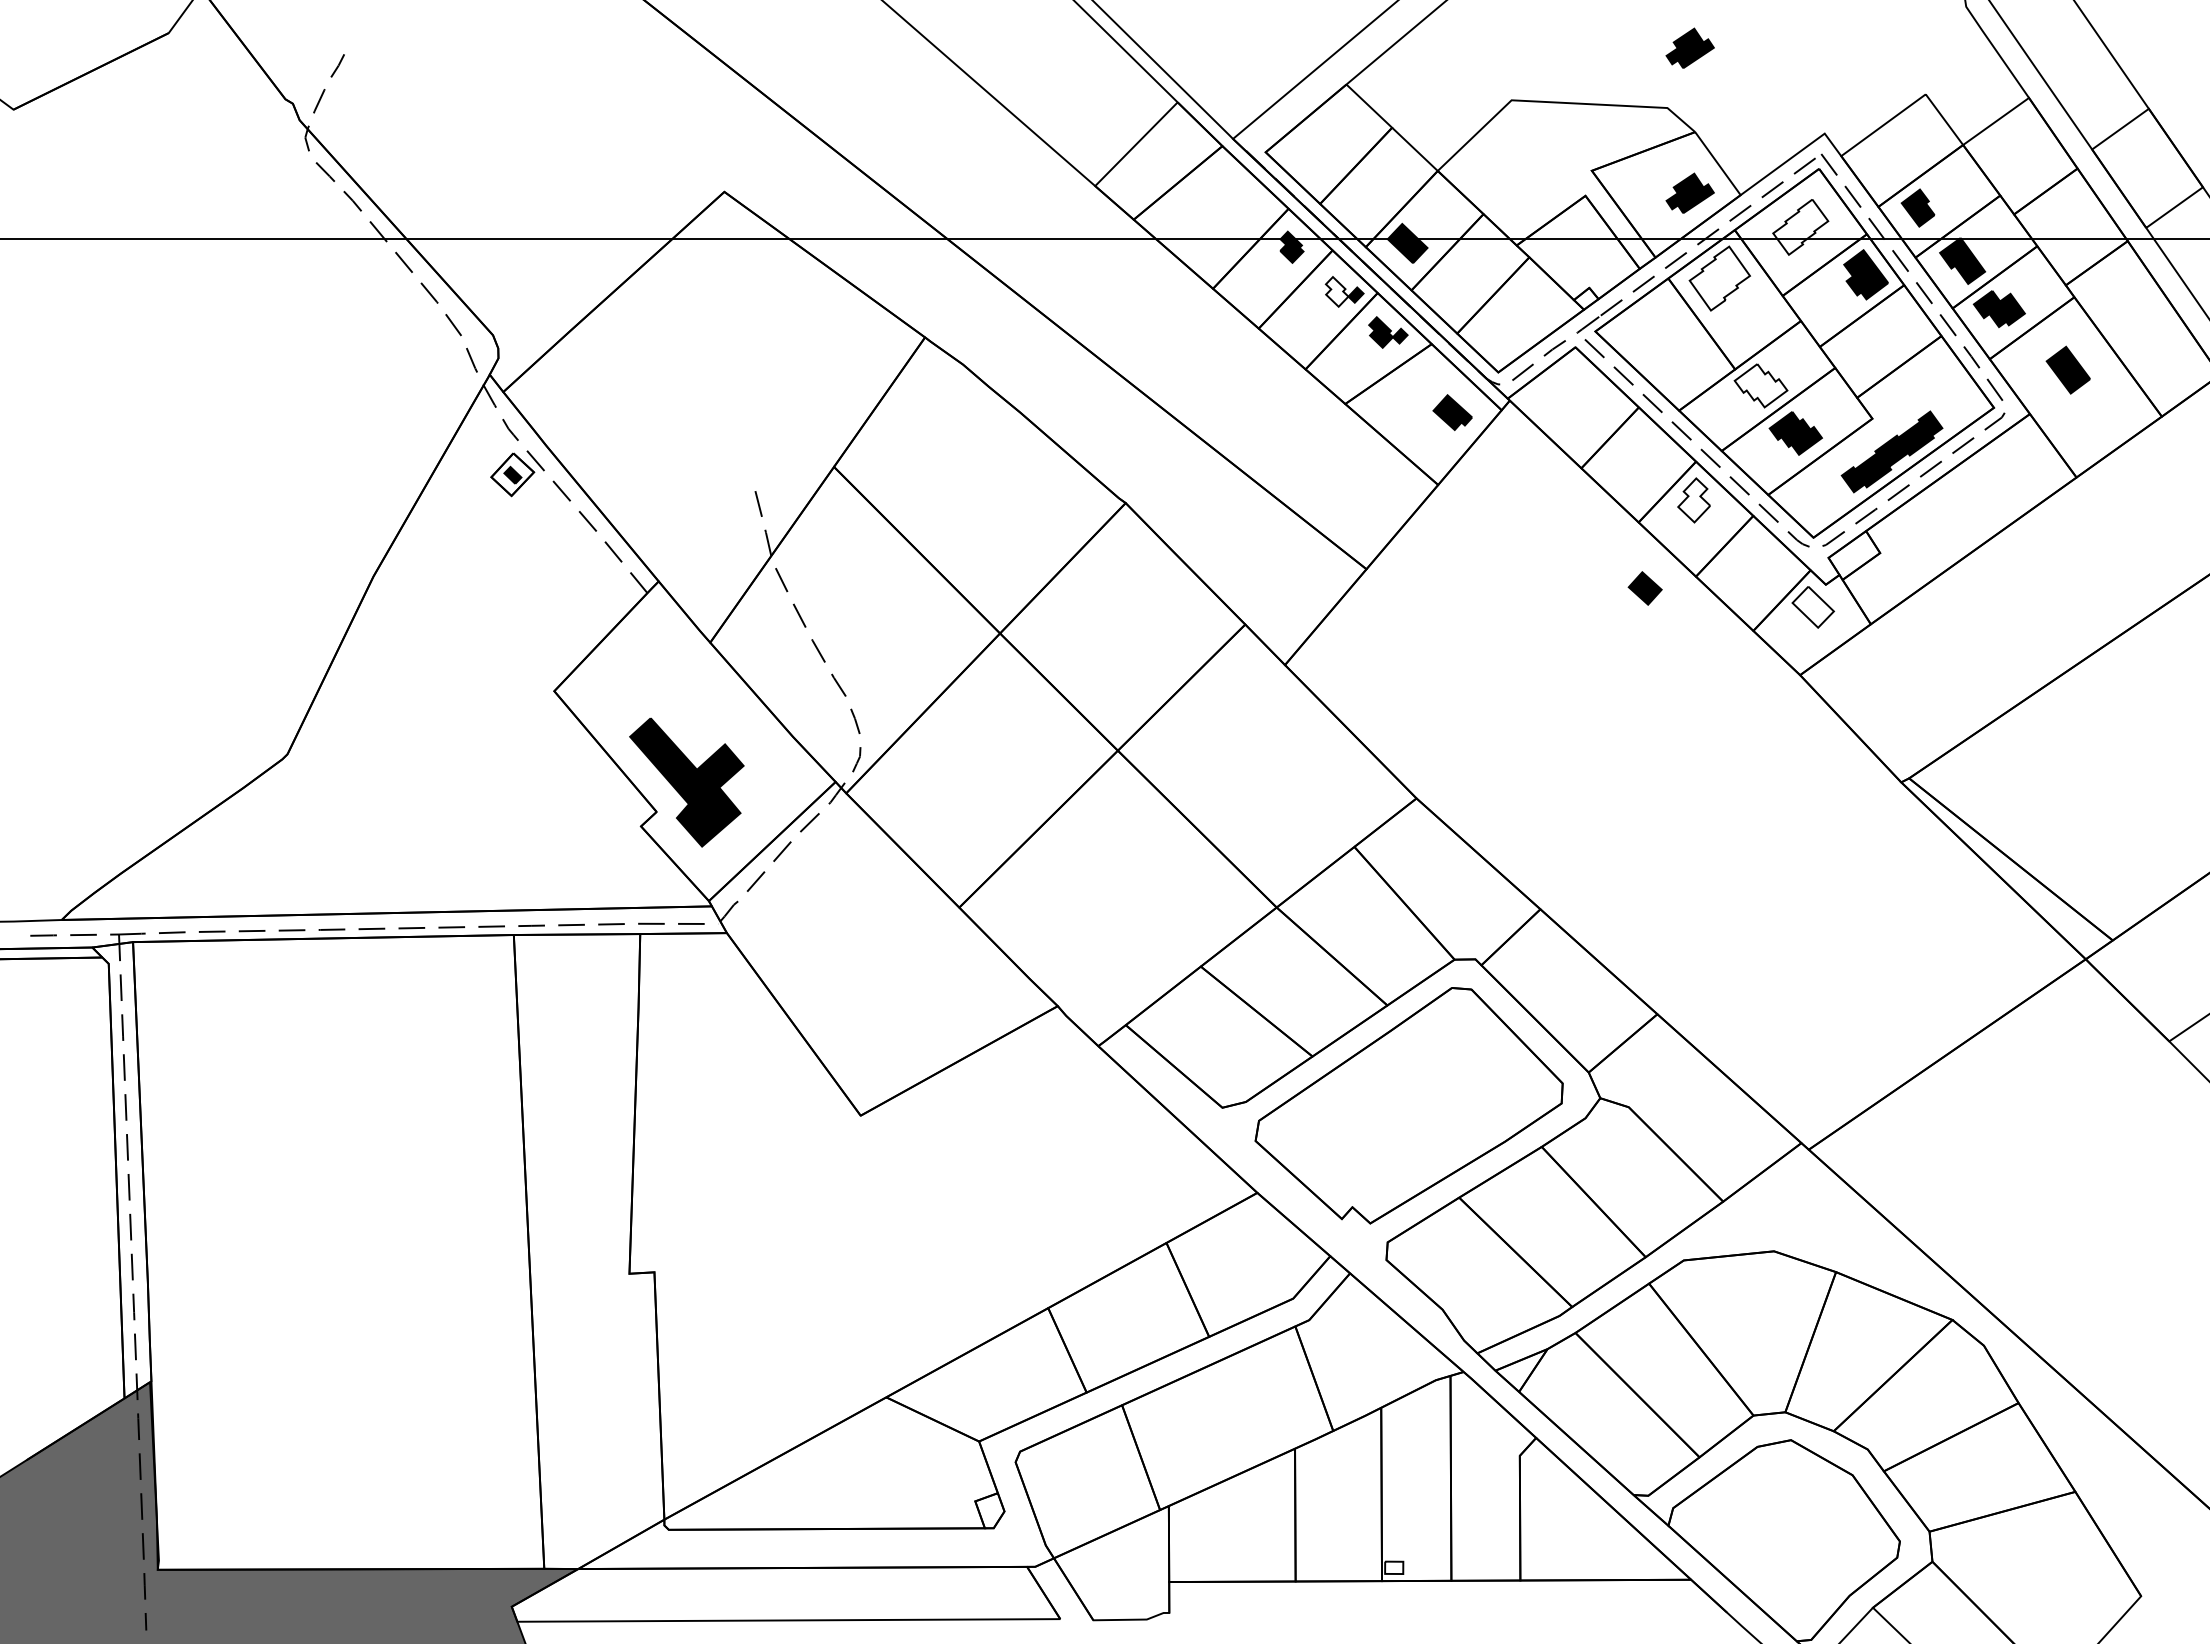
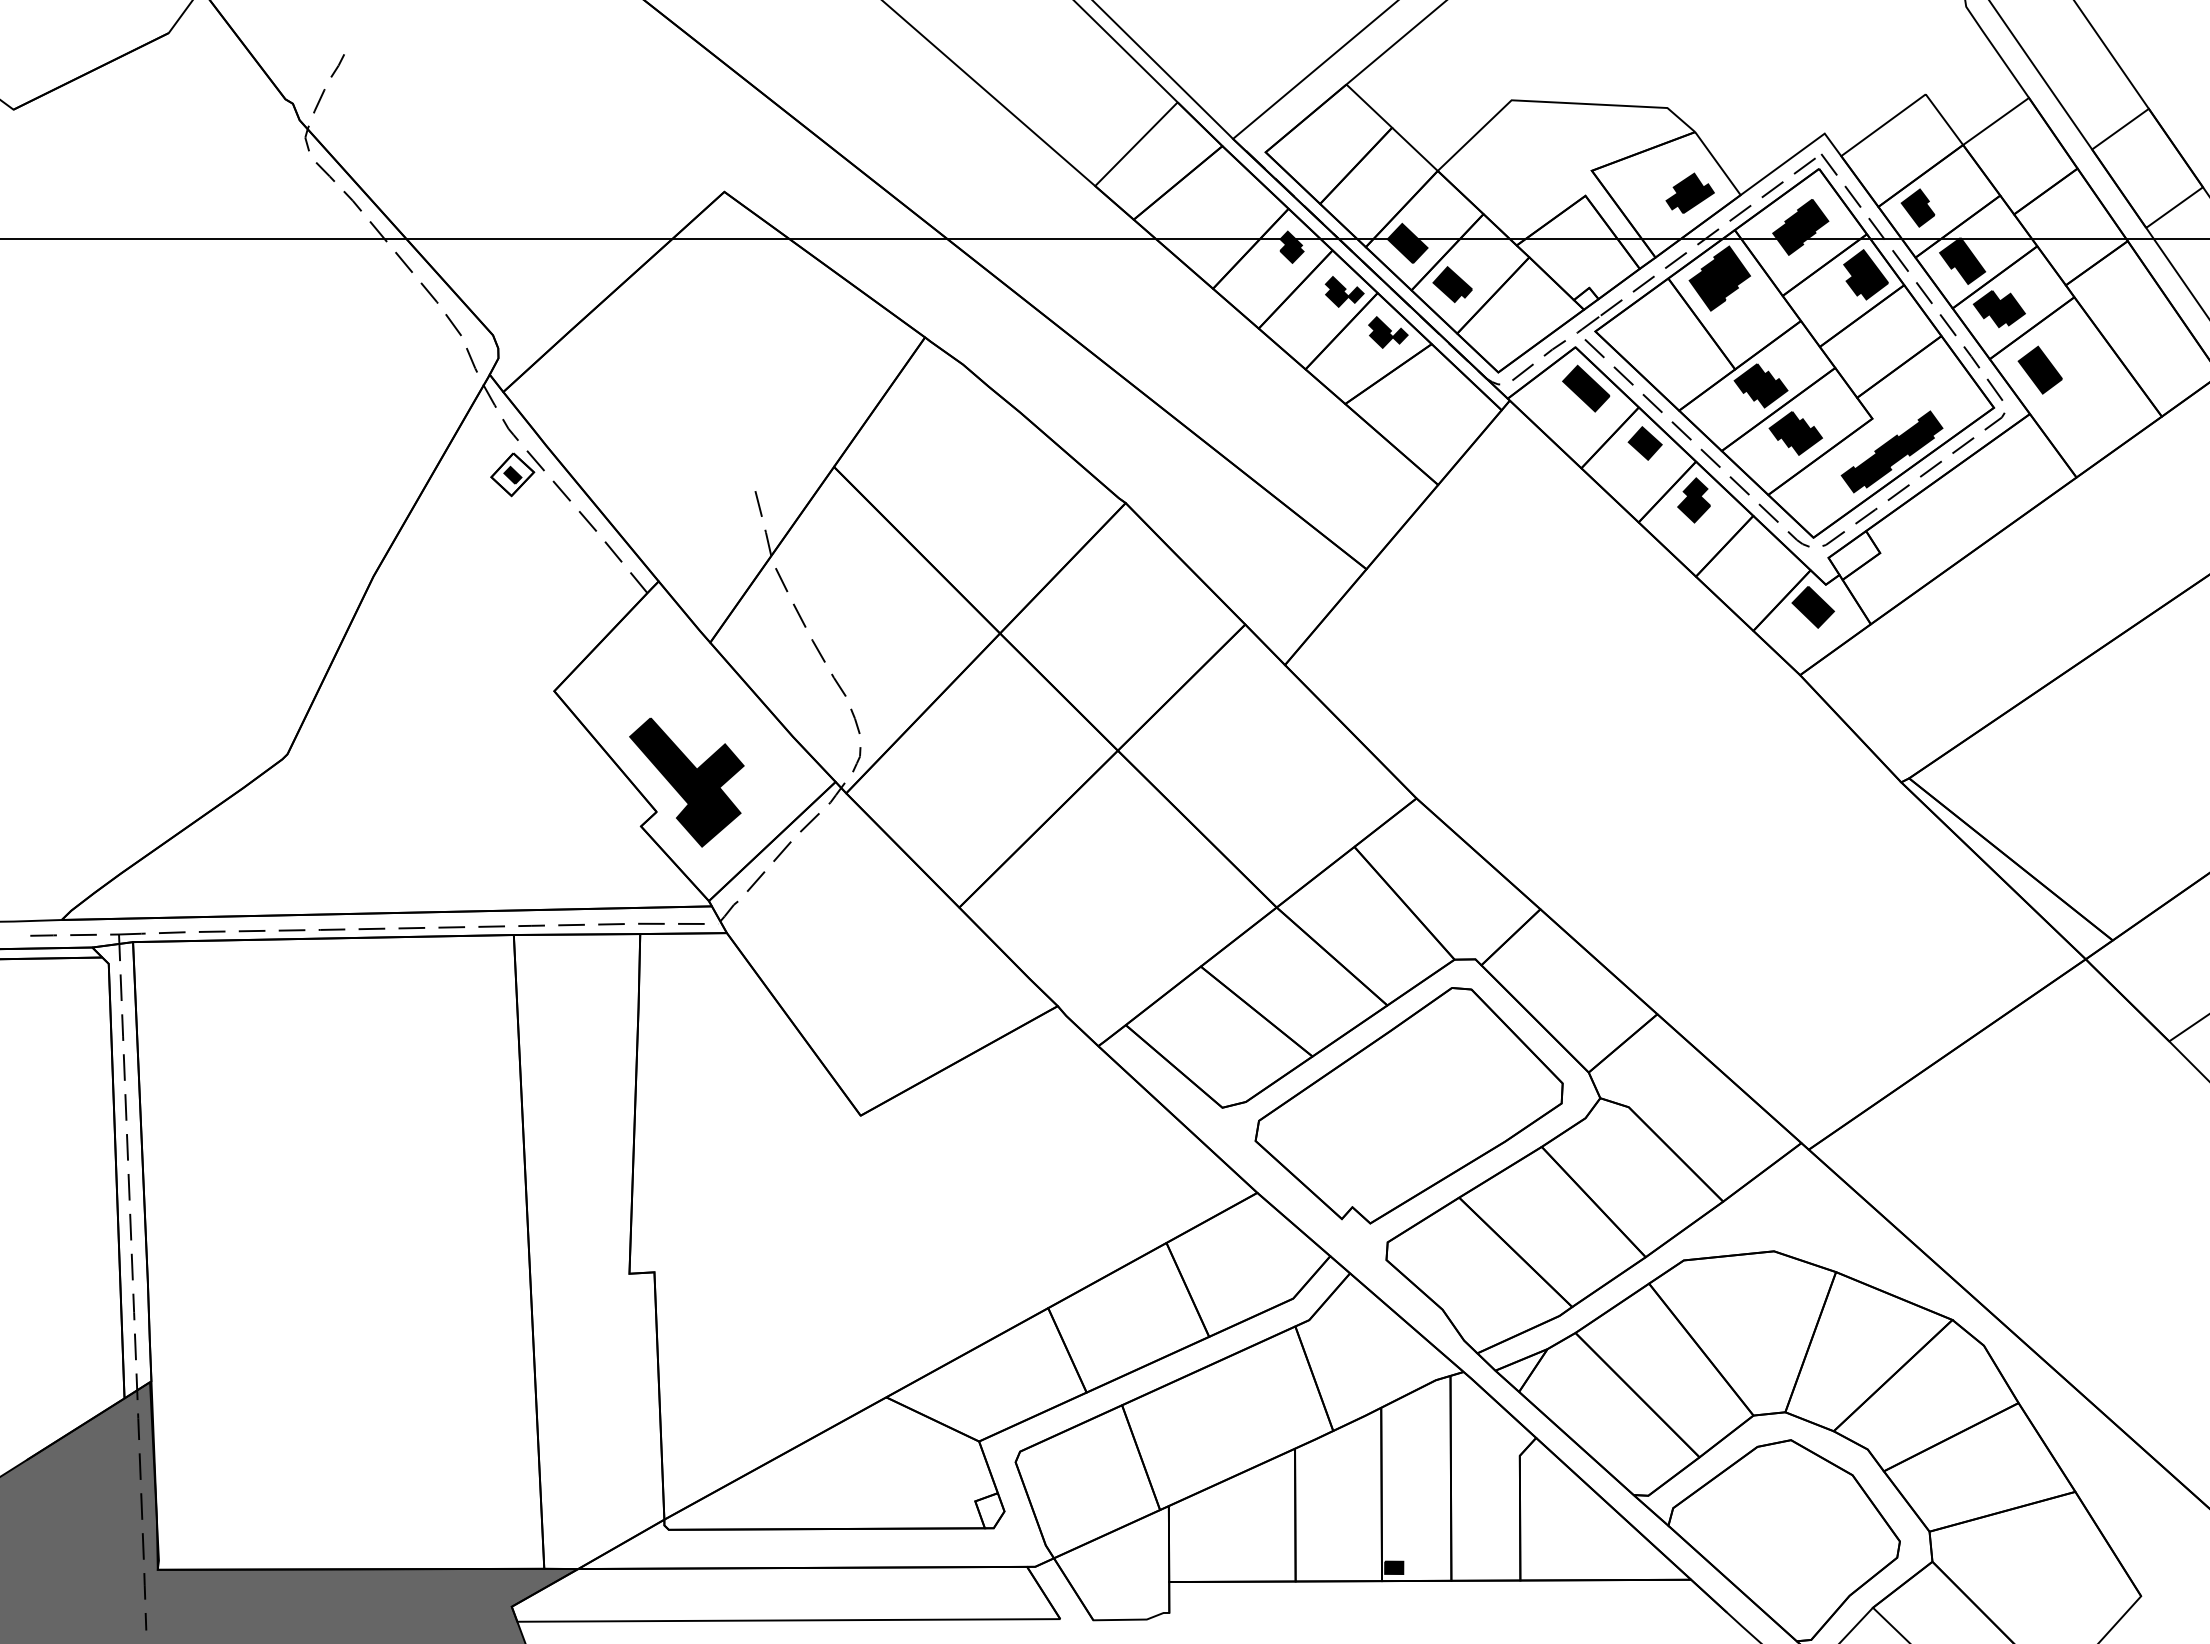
part: present -> none (1689, 47)
fill: none -> present (1800, 226)
fill: none -> present (1719, 278)
fill: none -> present (1336, 291)
part position: (2067, 369) -> (2039, 369) (2039, 369)
fill: none -> present (1760, 385)
part: none -> present (1586, 388)
part position: (1452, 412) -> (1452, 284) (1452, 284)
fill: none -> present (1694, 500)
part position: (1644, 588) -> (1644, 443) (1644, 443)
fill: none -> present (1812, 606)
fill: none -> present (1394, 1567)
